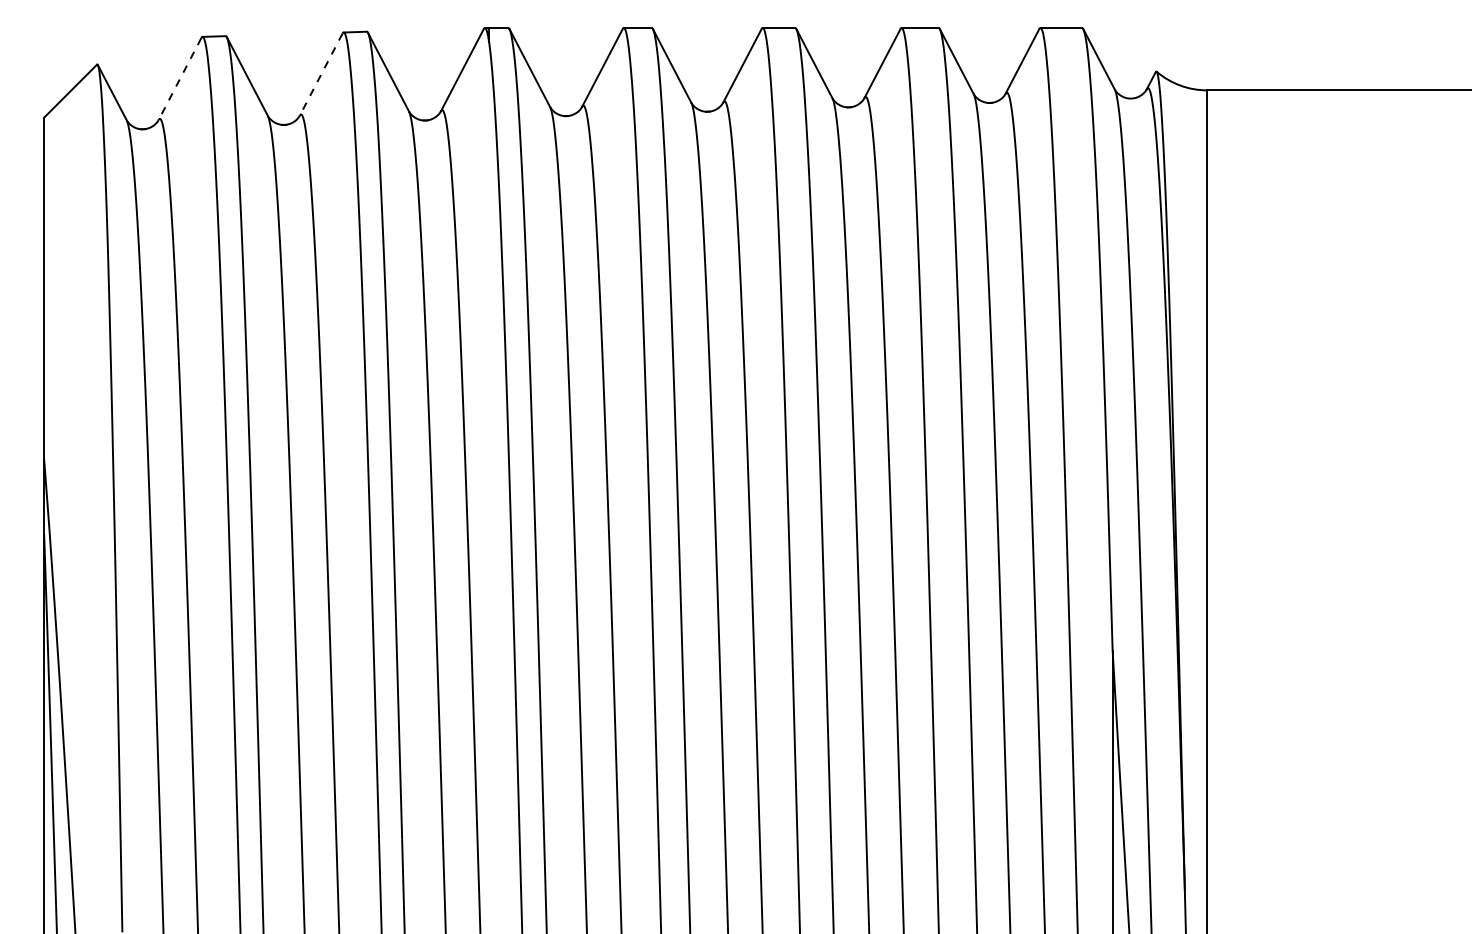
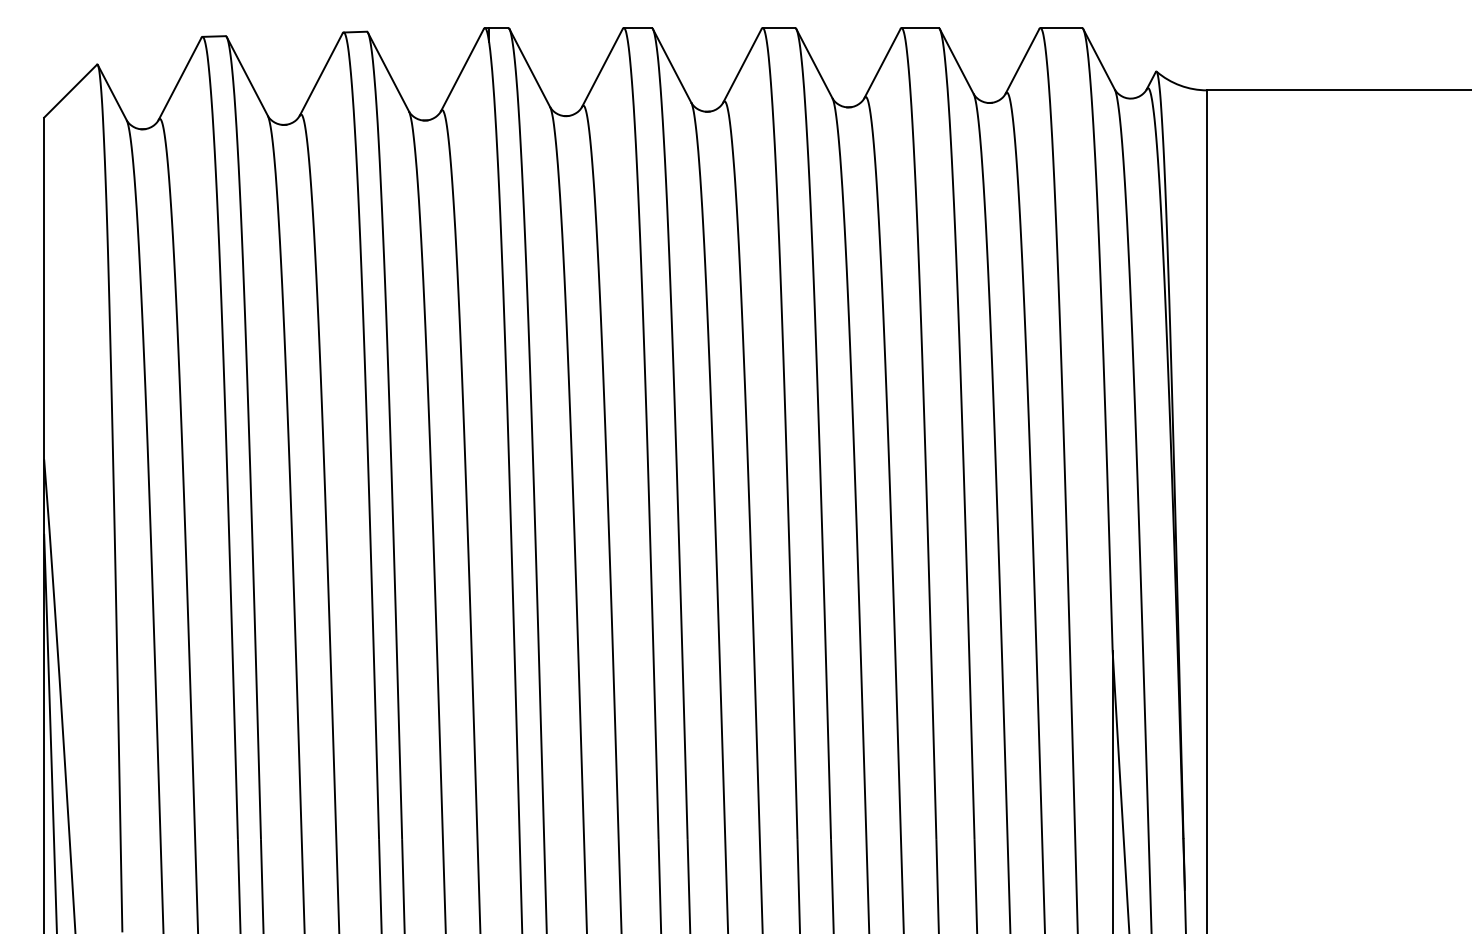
line: dashed -> solid (320, 75)
line: dashed -> solid (179, 79)
